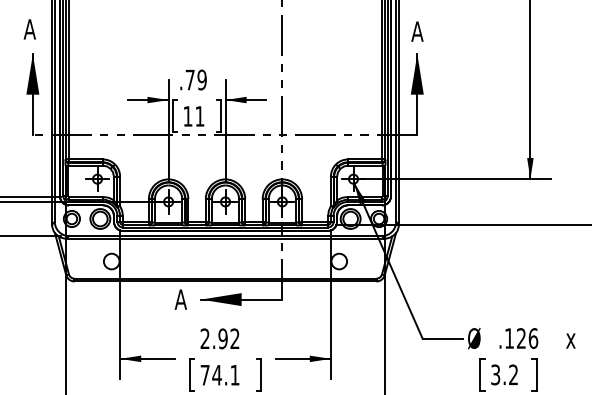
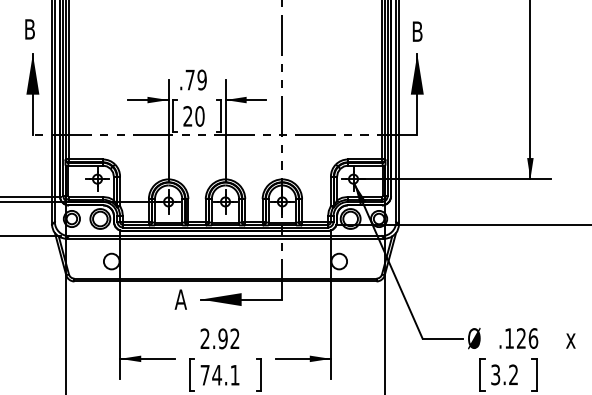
text: A -> B (29, 29)
text: A -> B (417, 31)
text: 11 -> 20 (193, 116)
